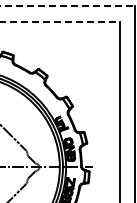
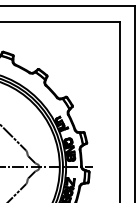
line: dashed -> solid (68, 6)
line: dashed -> solid (59, 21)
